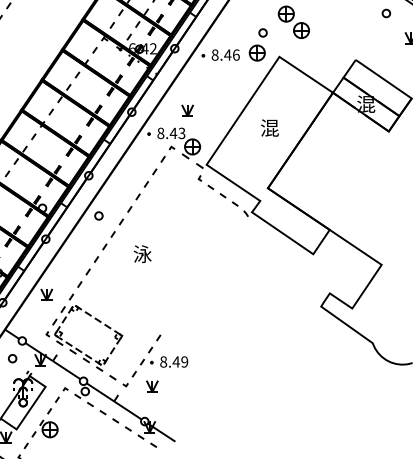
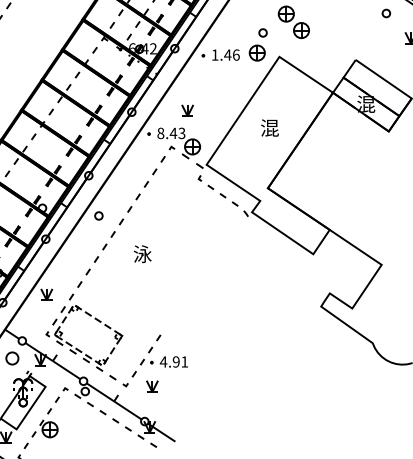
text: 8.46 -> 1.46 (214, 54)
part size: 10x10 px -> 15x15 px (12, 358)
text: 8.49 -> 4.91 (173, 361)
